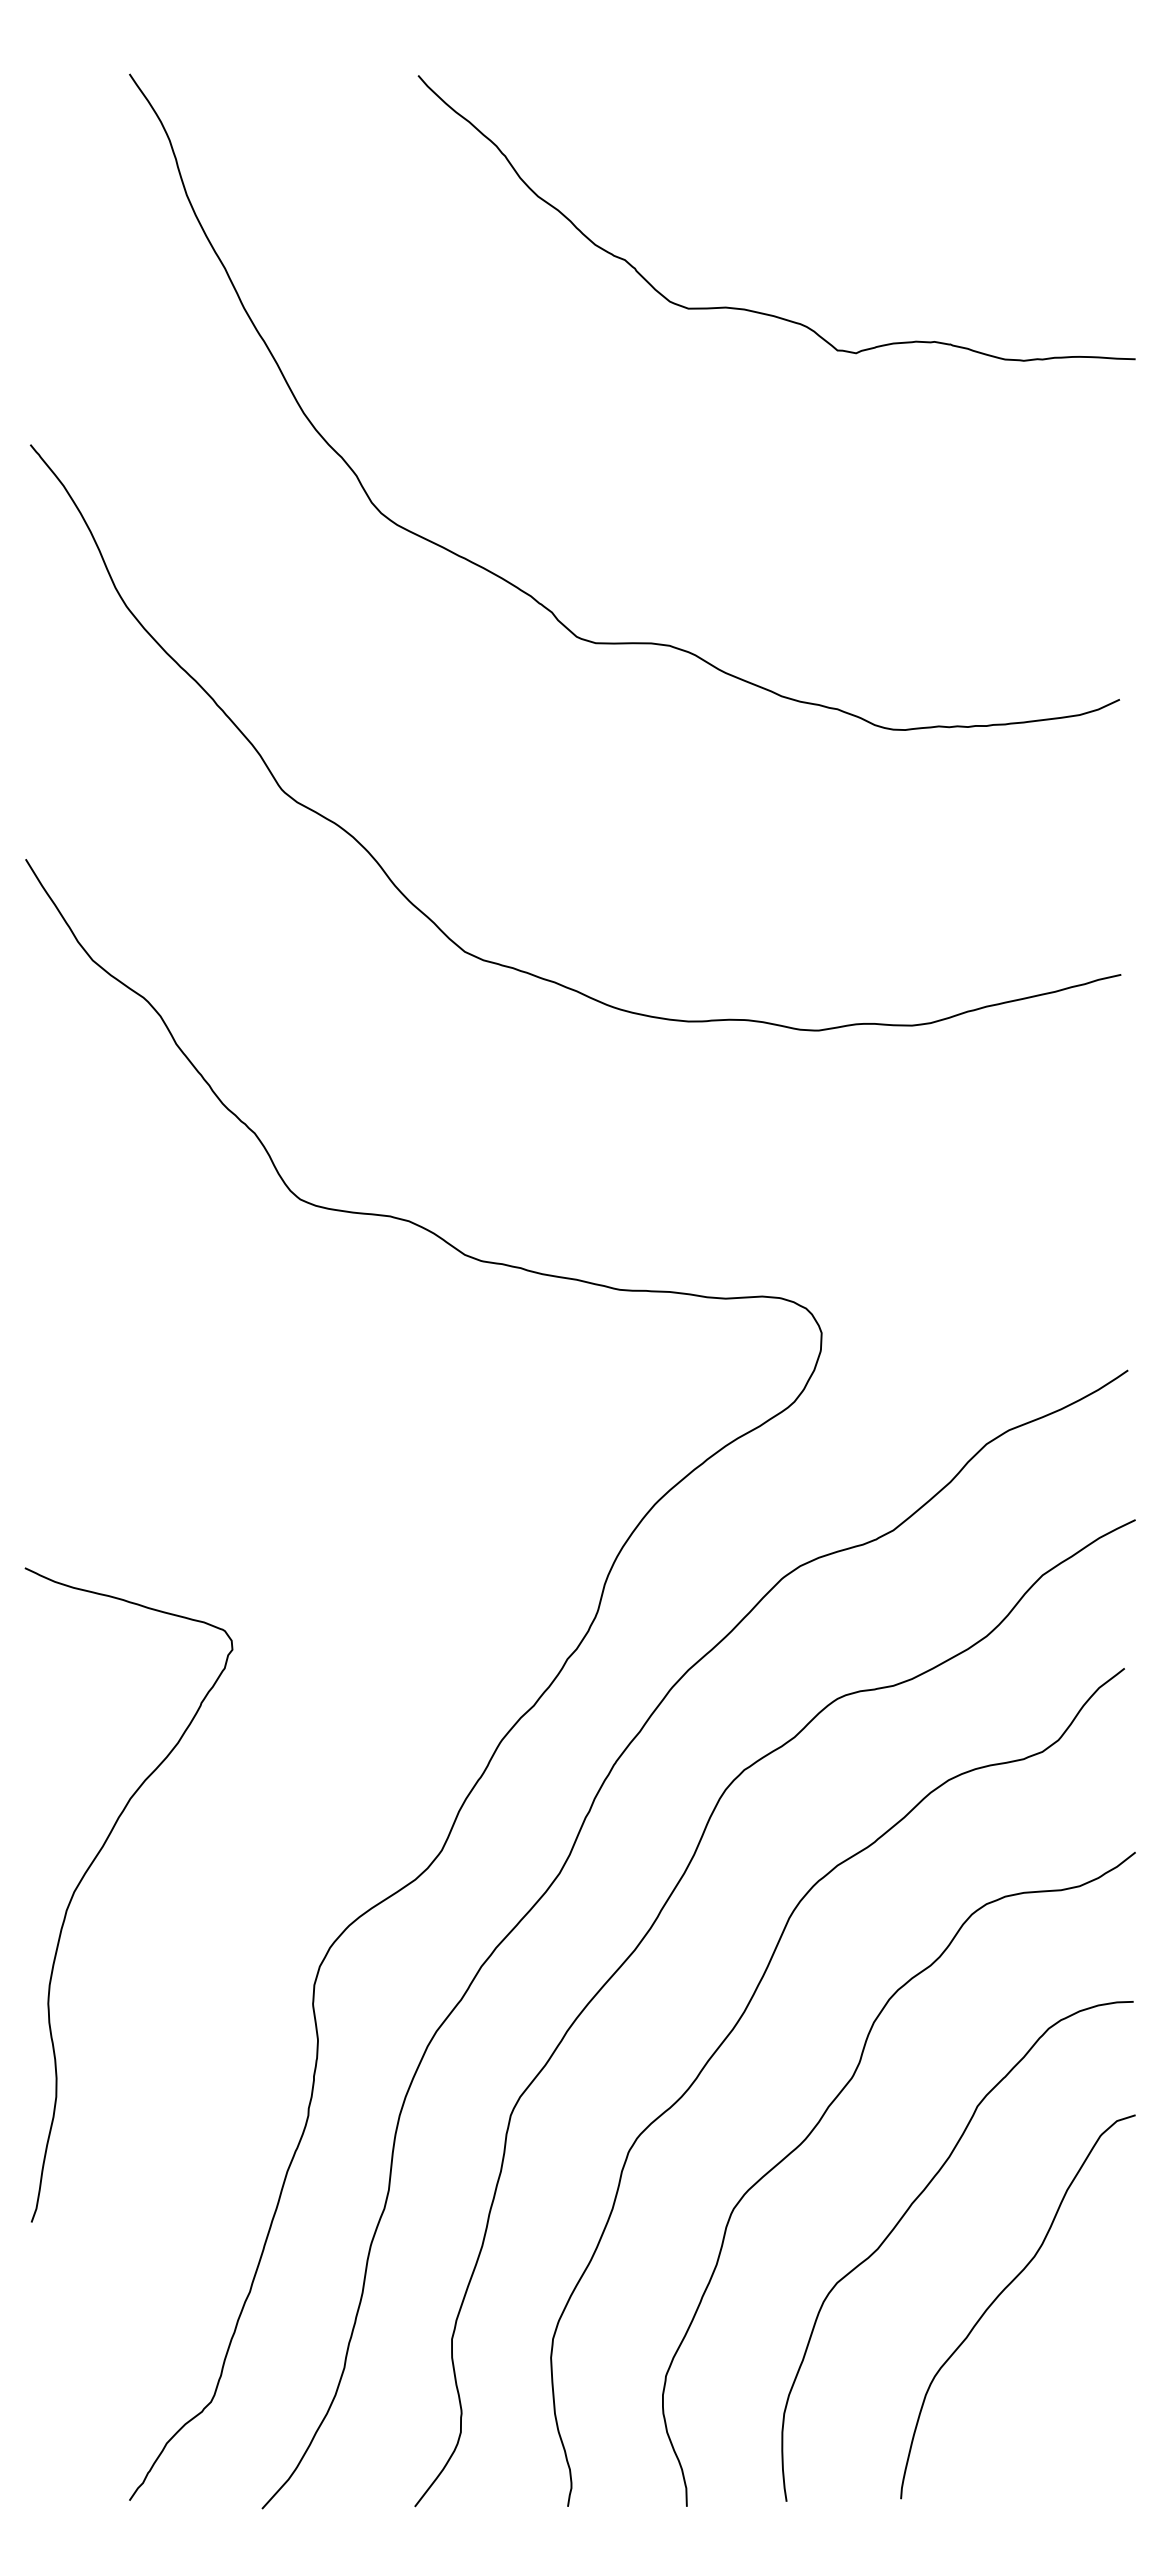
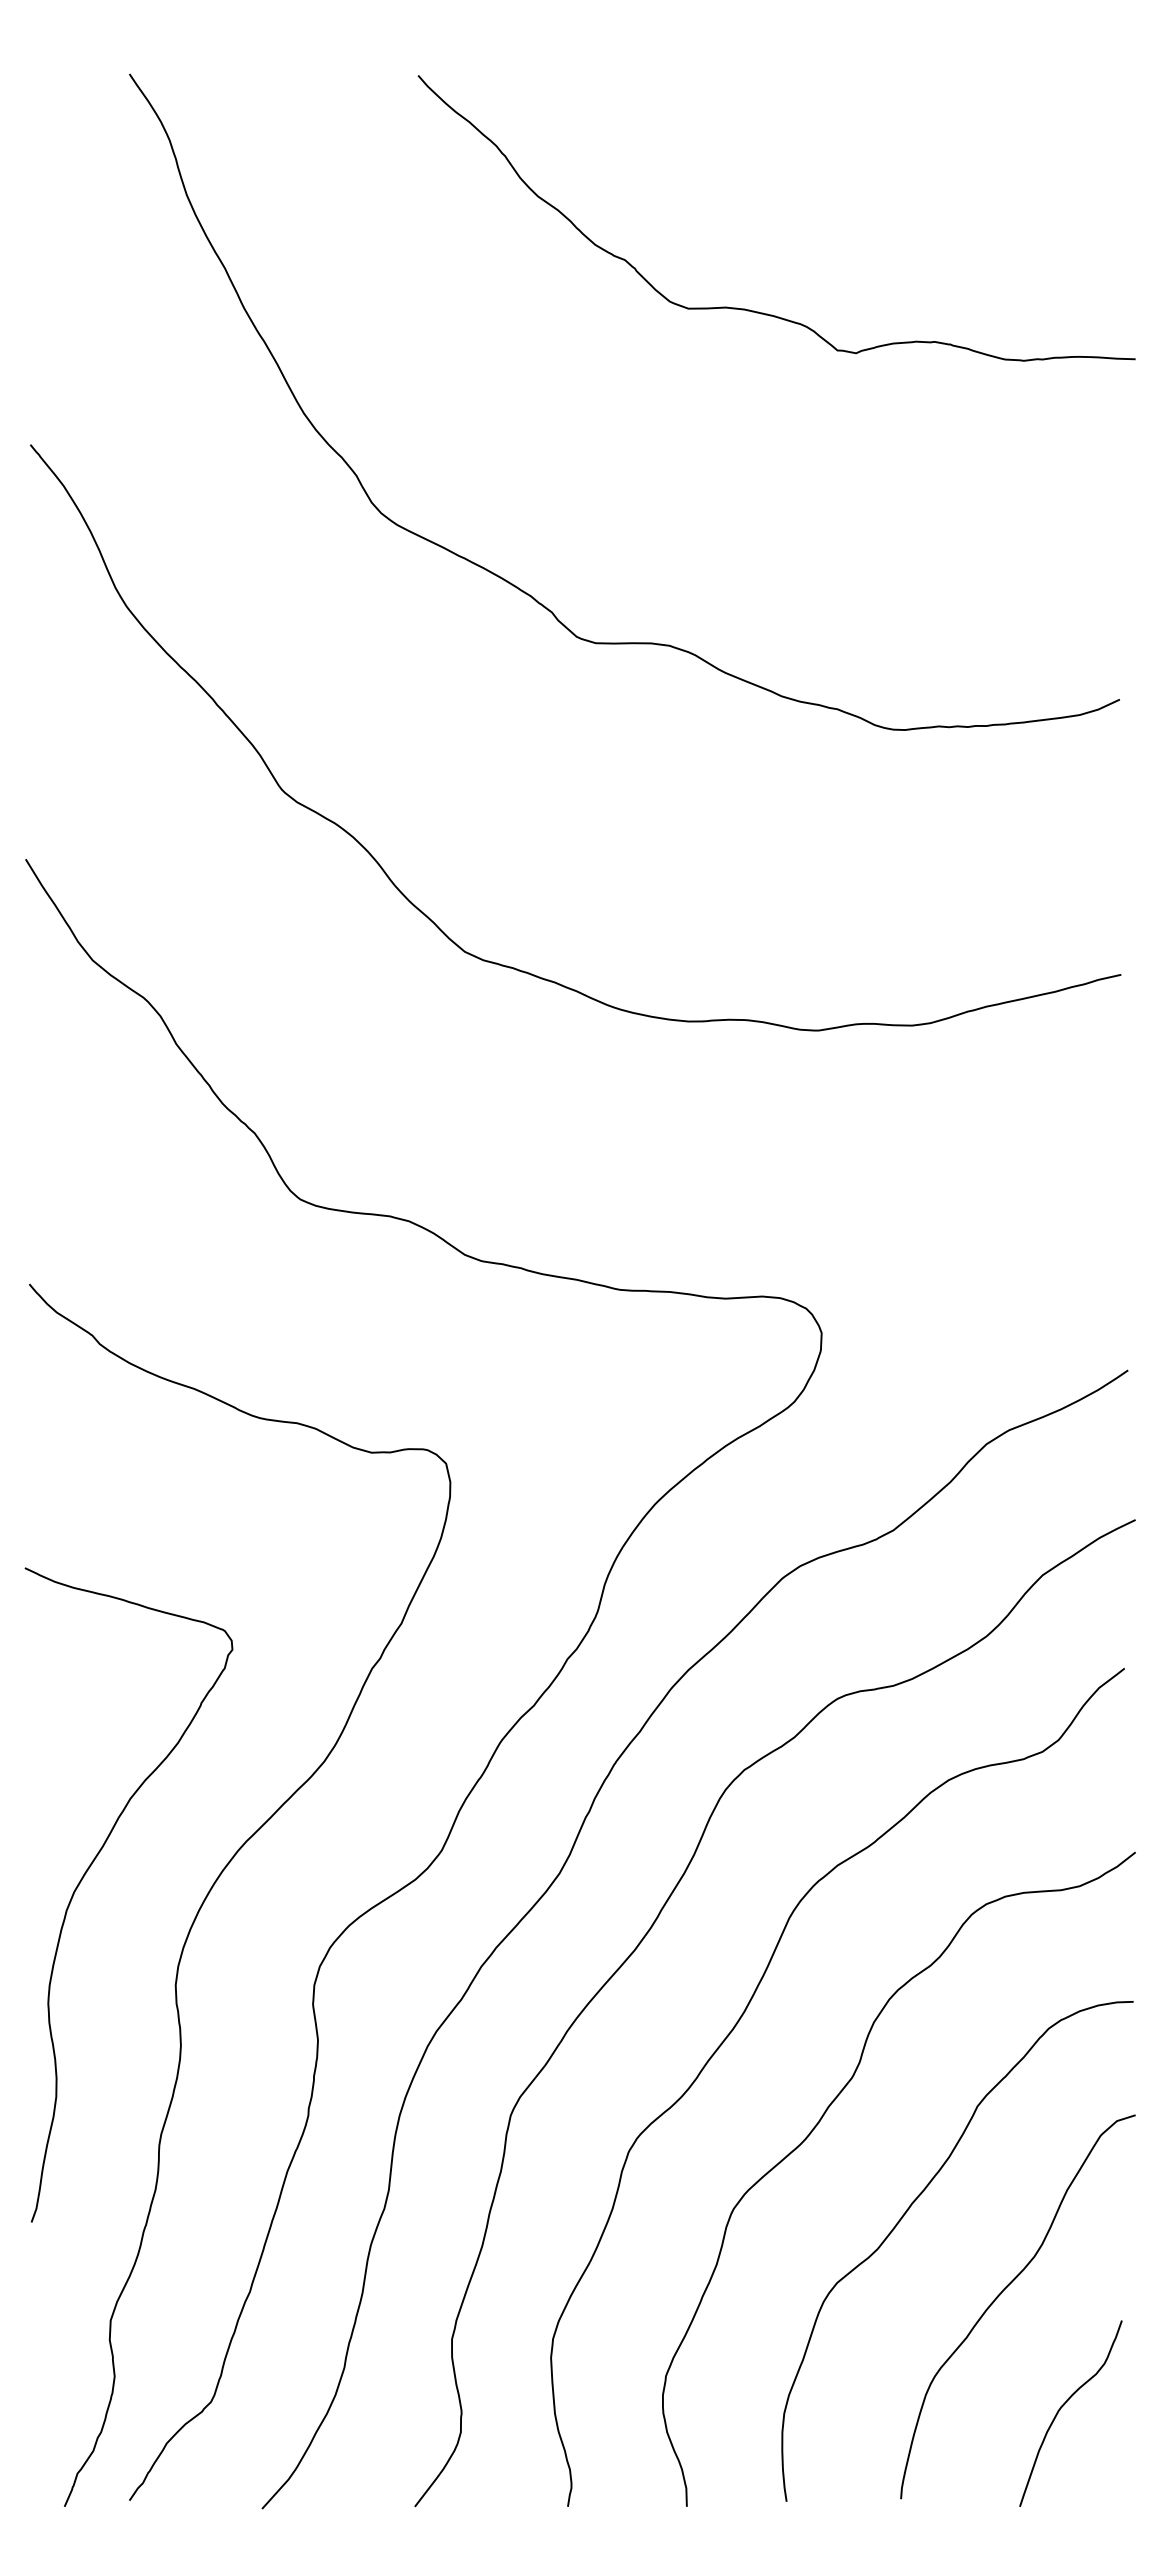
curve: none -> present (218, 1879)
curve: none -> present (1063, 2406)
